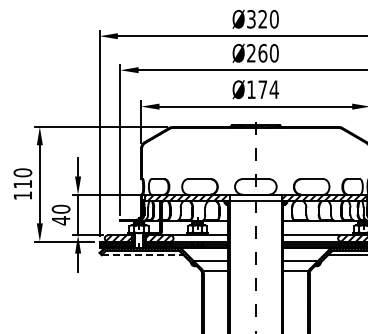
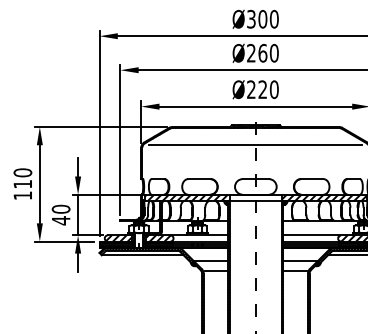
text: Ø320 -> Ø300 (262, 19)
text: Ø174 -> Ø220 (263, 89)
line: none -> present (255, 144)
line: dashed -> solid (142, 255)
